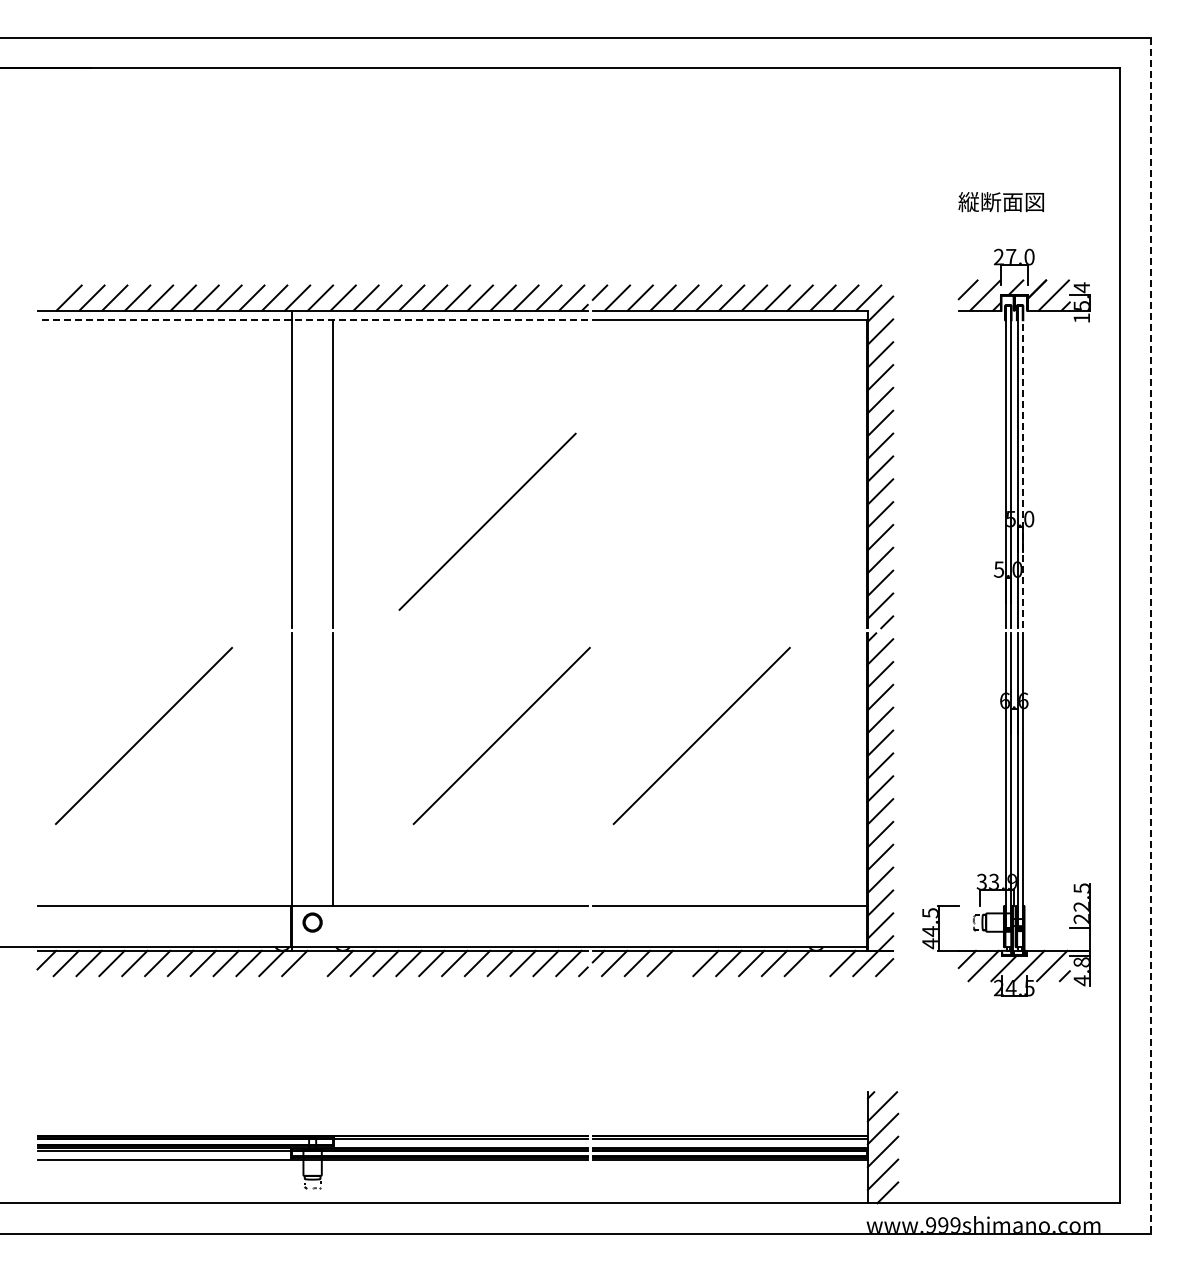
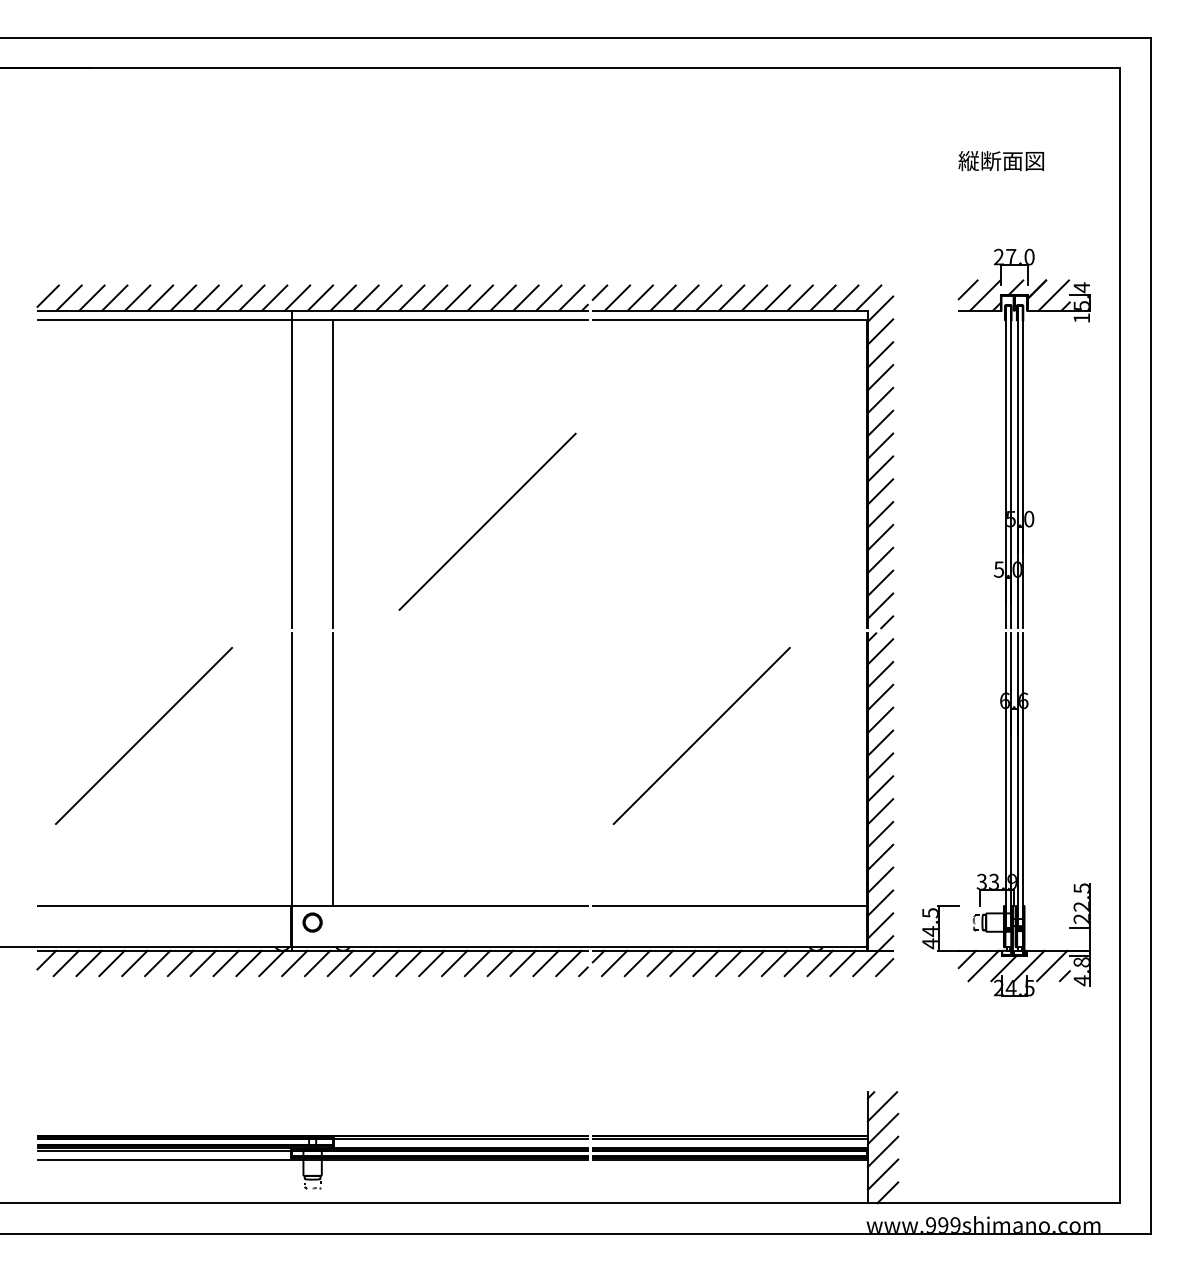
text position: (1000, 202) -> (1000, 161) (1000, 161)
line: none -> present (47, 295)
line: dashed -> solid (312, 320)
line: dashed -> solid (1022, 466)
line: dashed -> solid (1150, 635)
line: present -> none (501, 735)
line: none -> present (317, 963)
line: none -> present (682, 963)
line: none -> present (819, 963)
